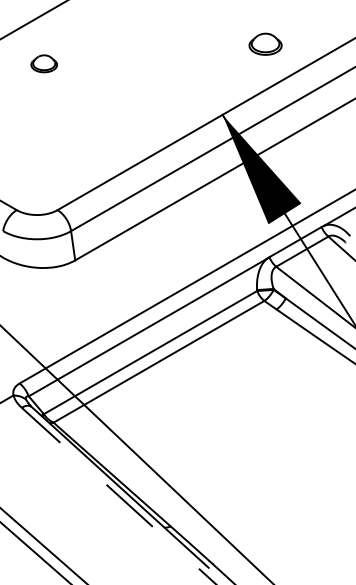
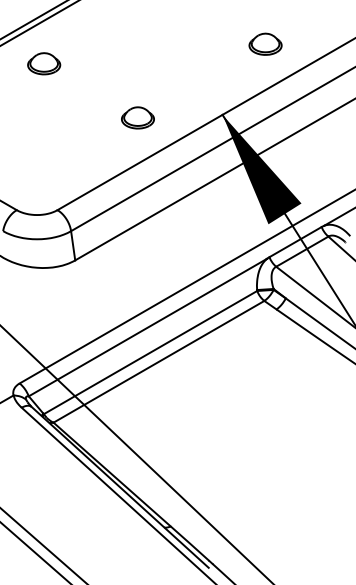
line: none -> present (39, 23)
part size: 28x20 px -> 35x24 px (44, 63)
part: none -> present (137, 117)
line: dashed -> solid (118, 495)
